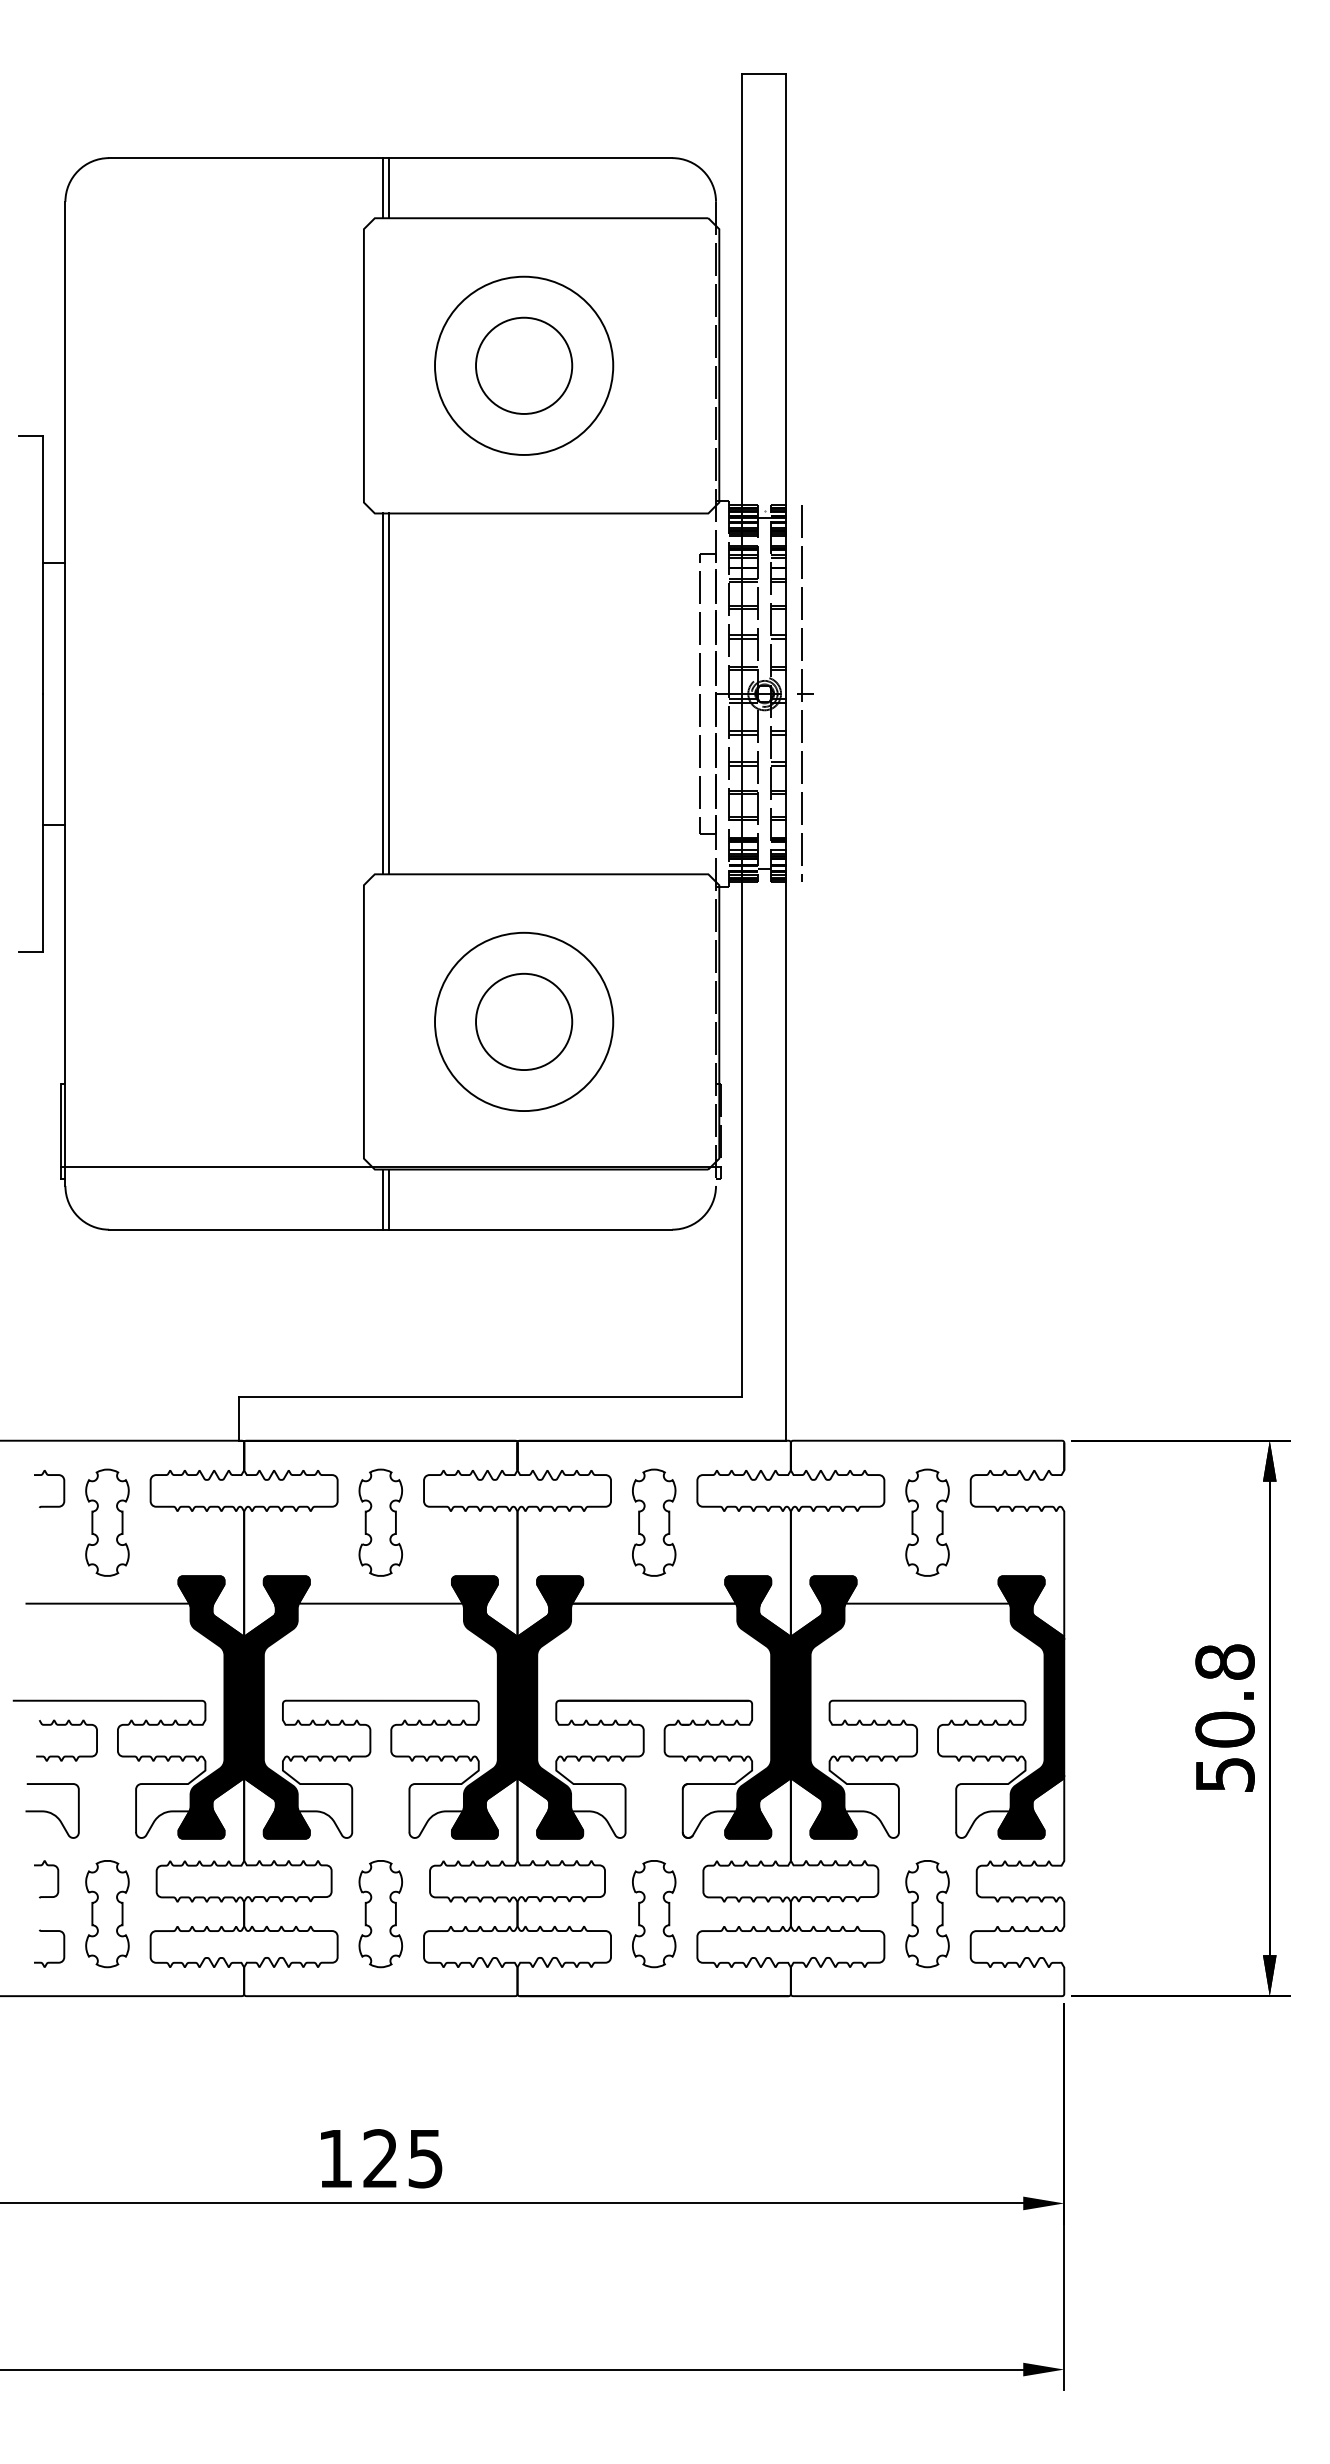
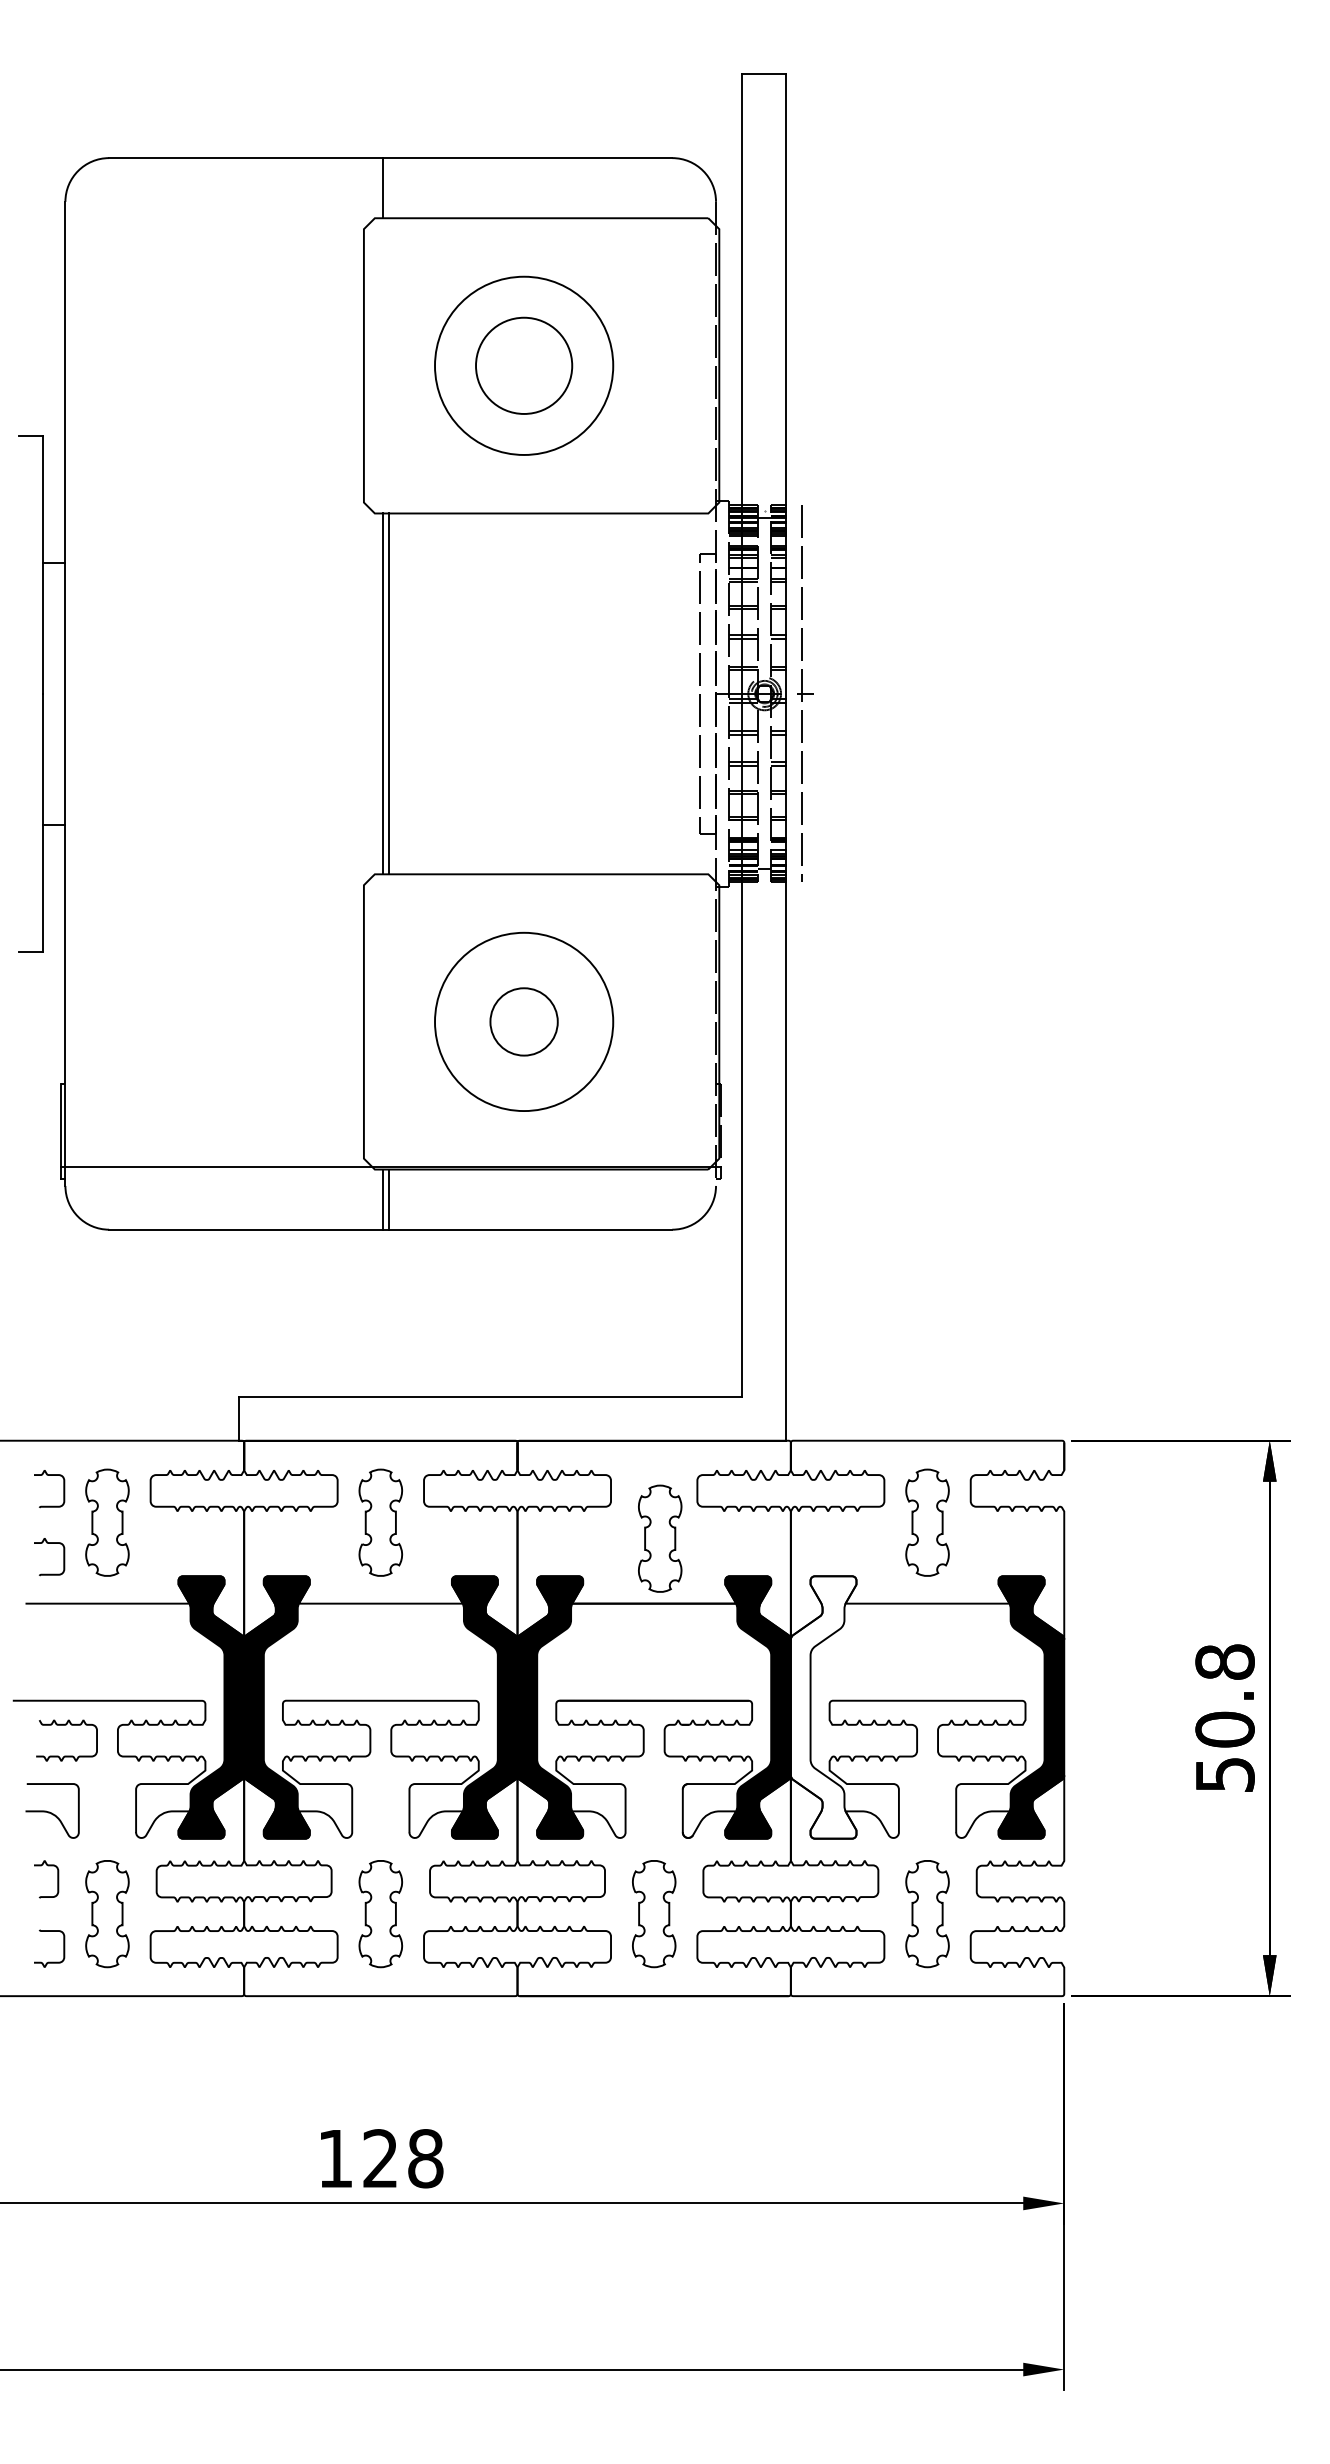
line: present -> none (389, 188)
circle diameter: 96 px -> 67 px (523, 1021)
part position: (654, 1522) -> (660, 1538) (660, 1538)
curve: none -> present (49, 1543)
fill: present -> none (823, 1707)
text: 125 -> 128 (425, 2158)
